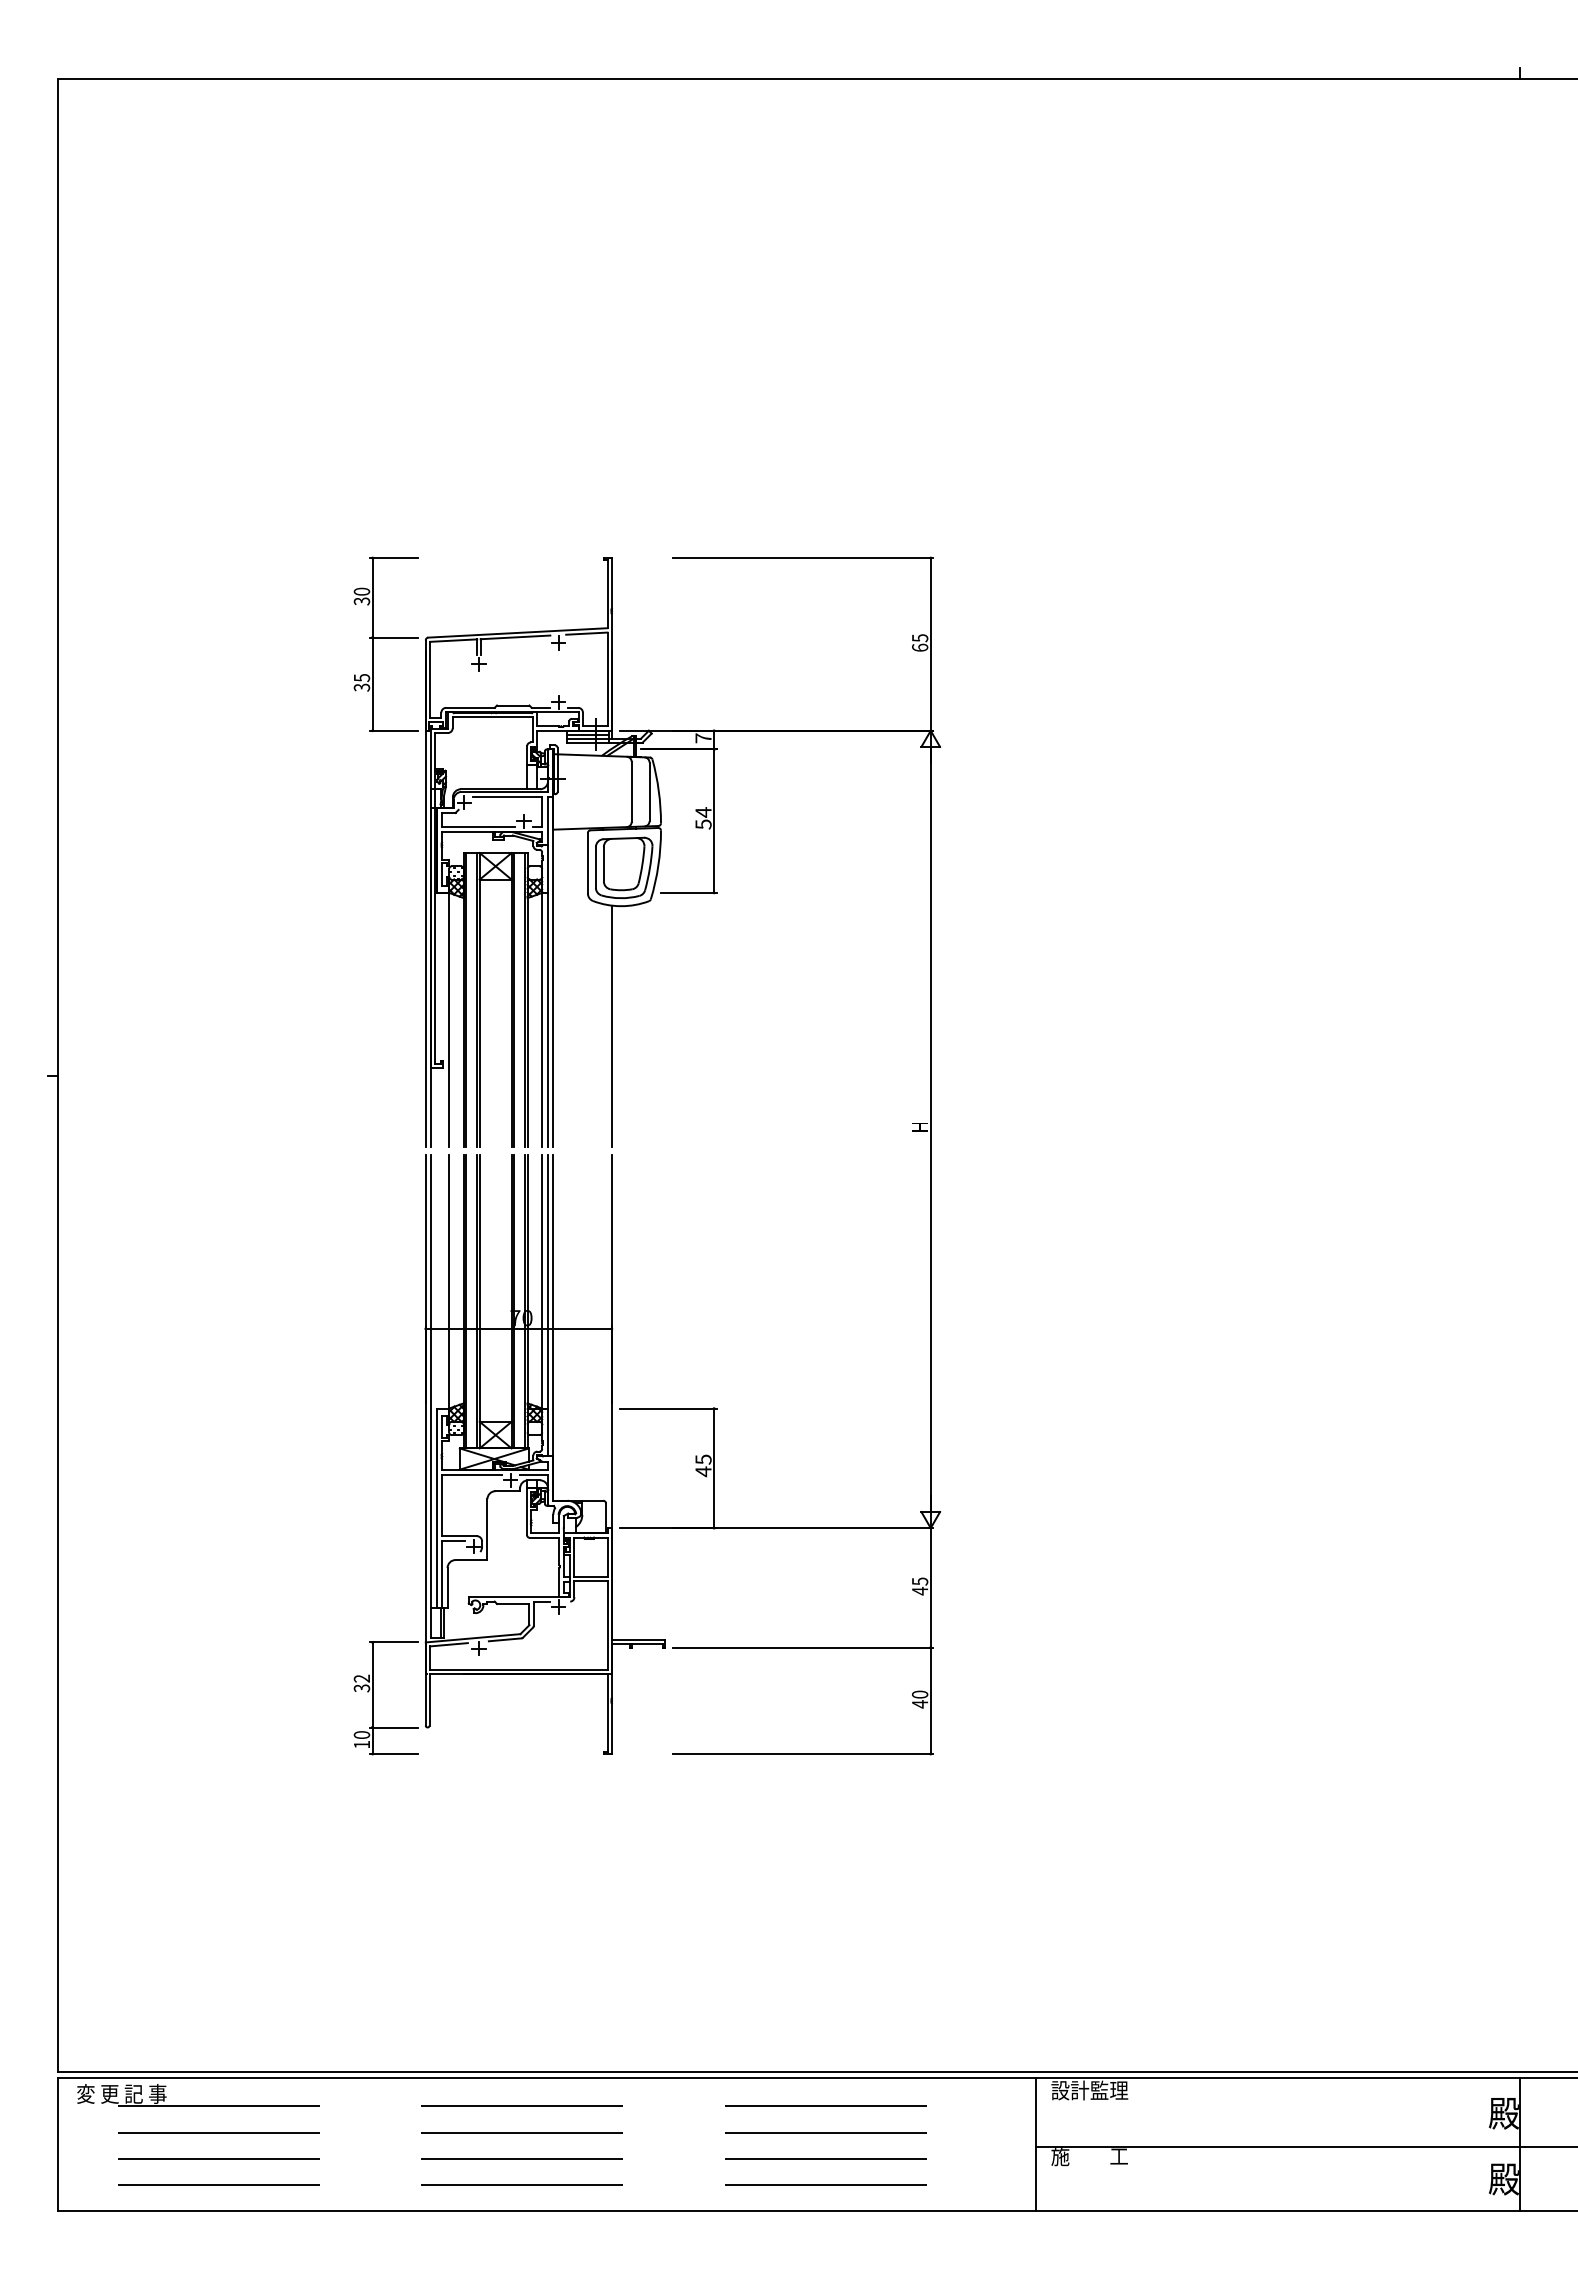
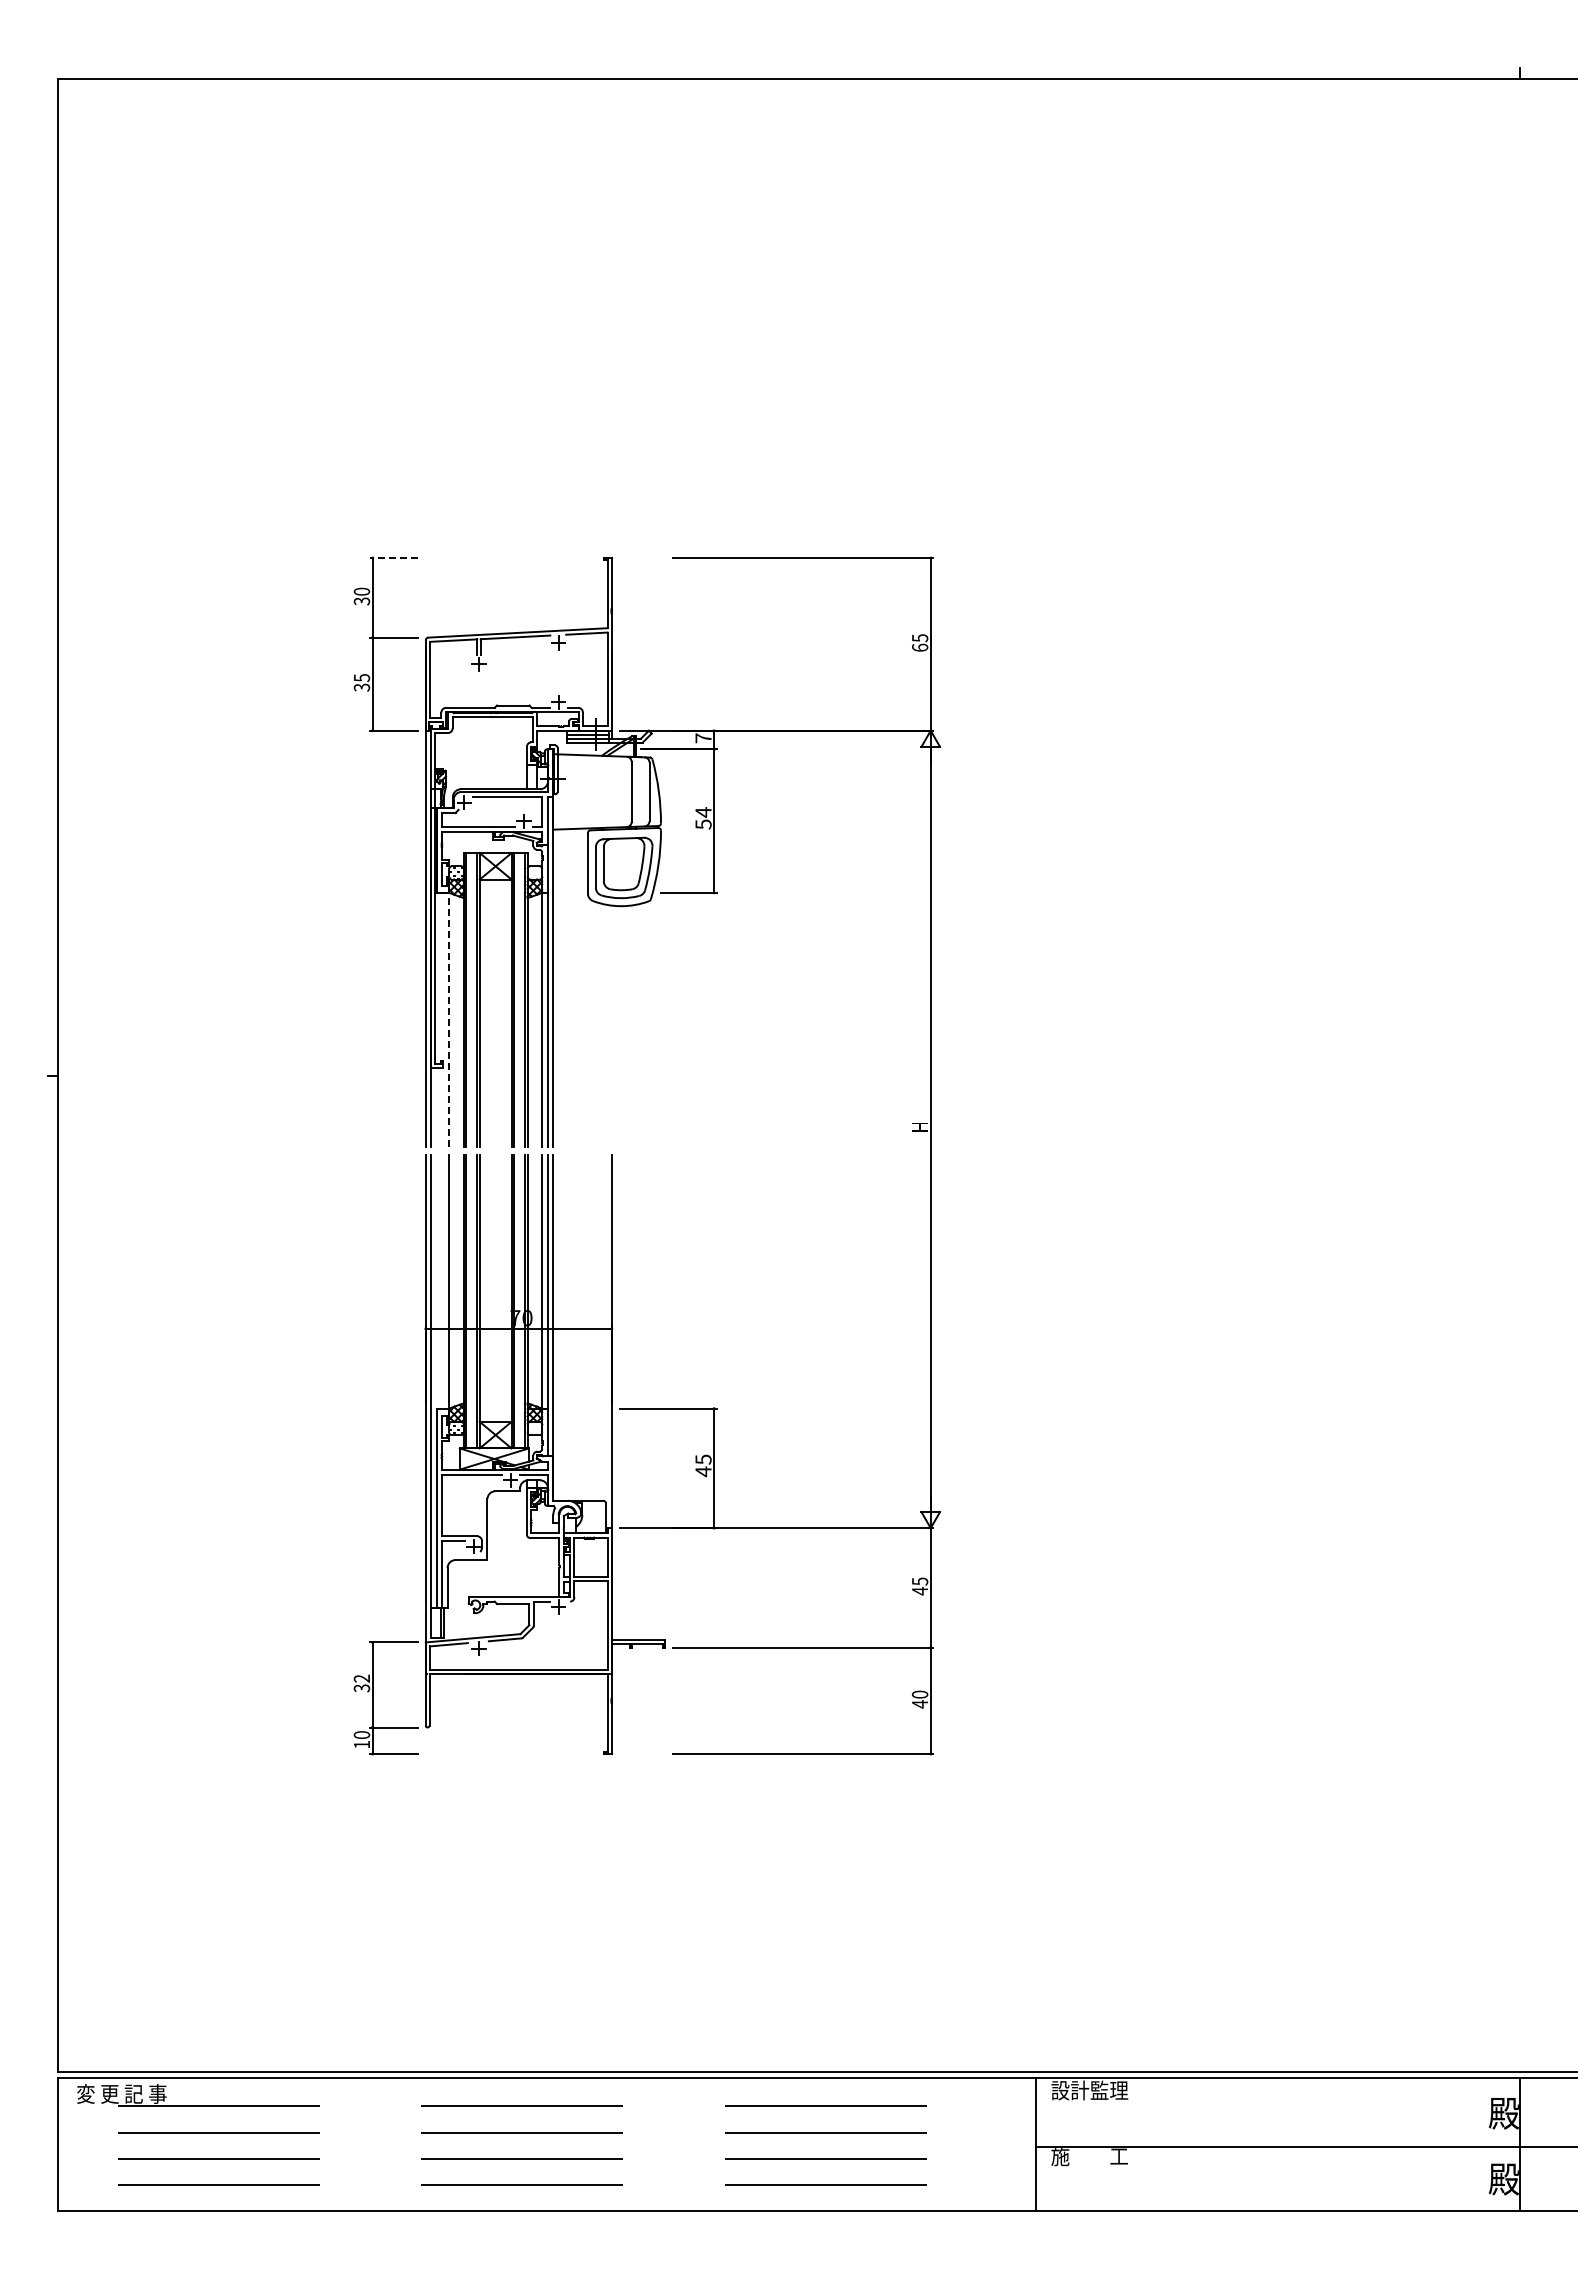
line: solid -> dashed (393, 558)
line: solid -> dashed (449, 1019)
line: present -> none (611, 1025)
